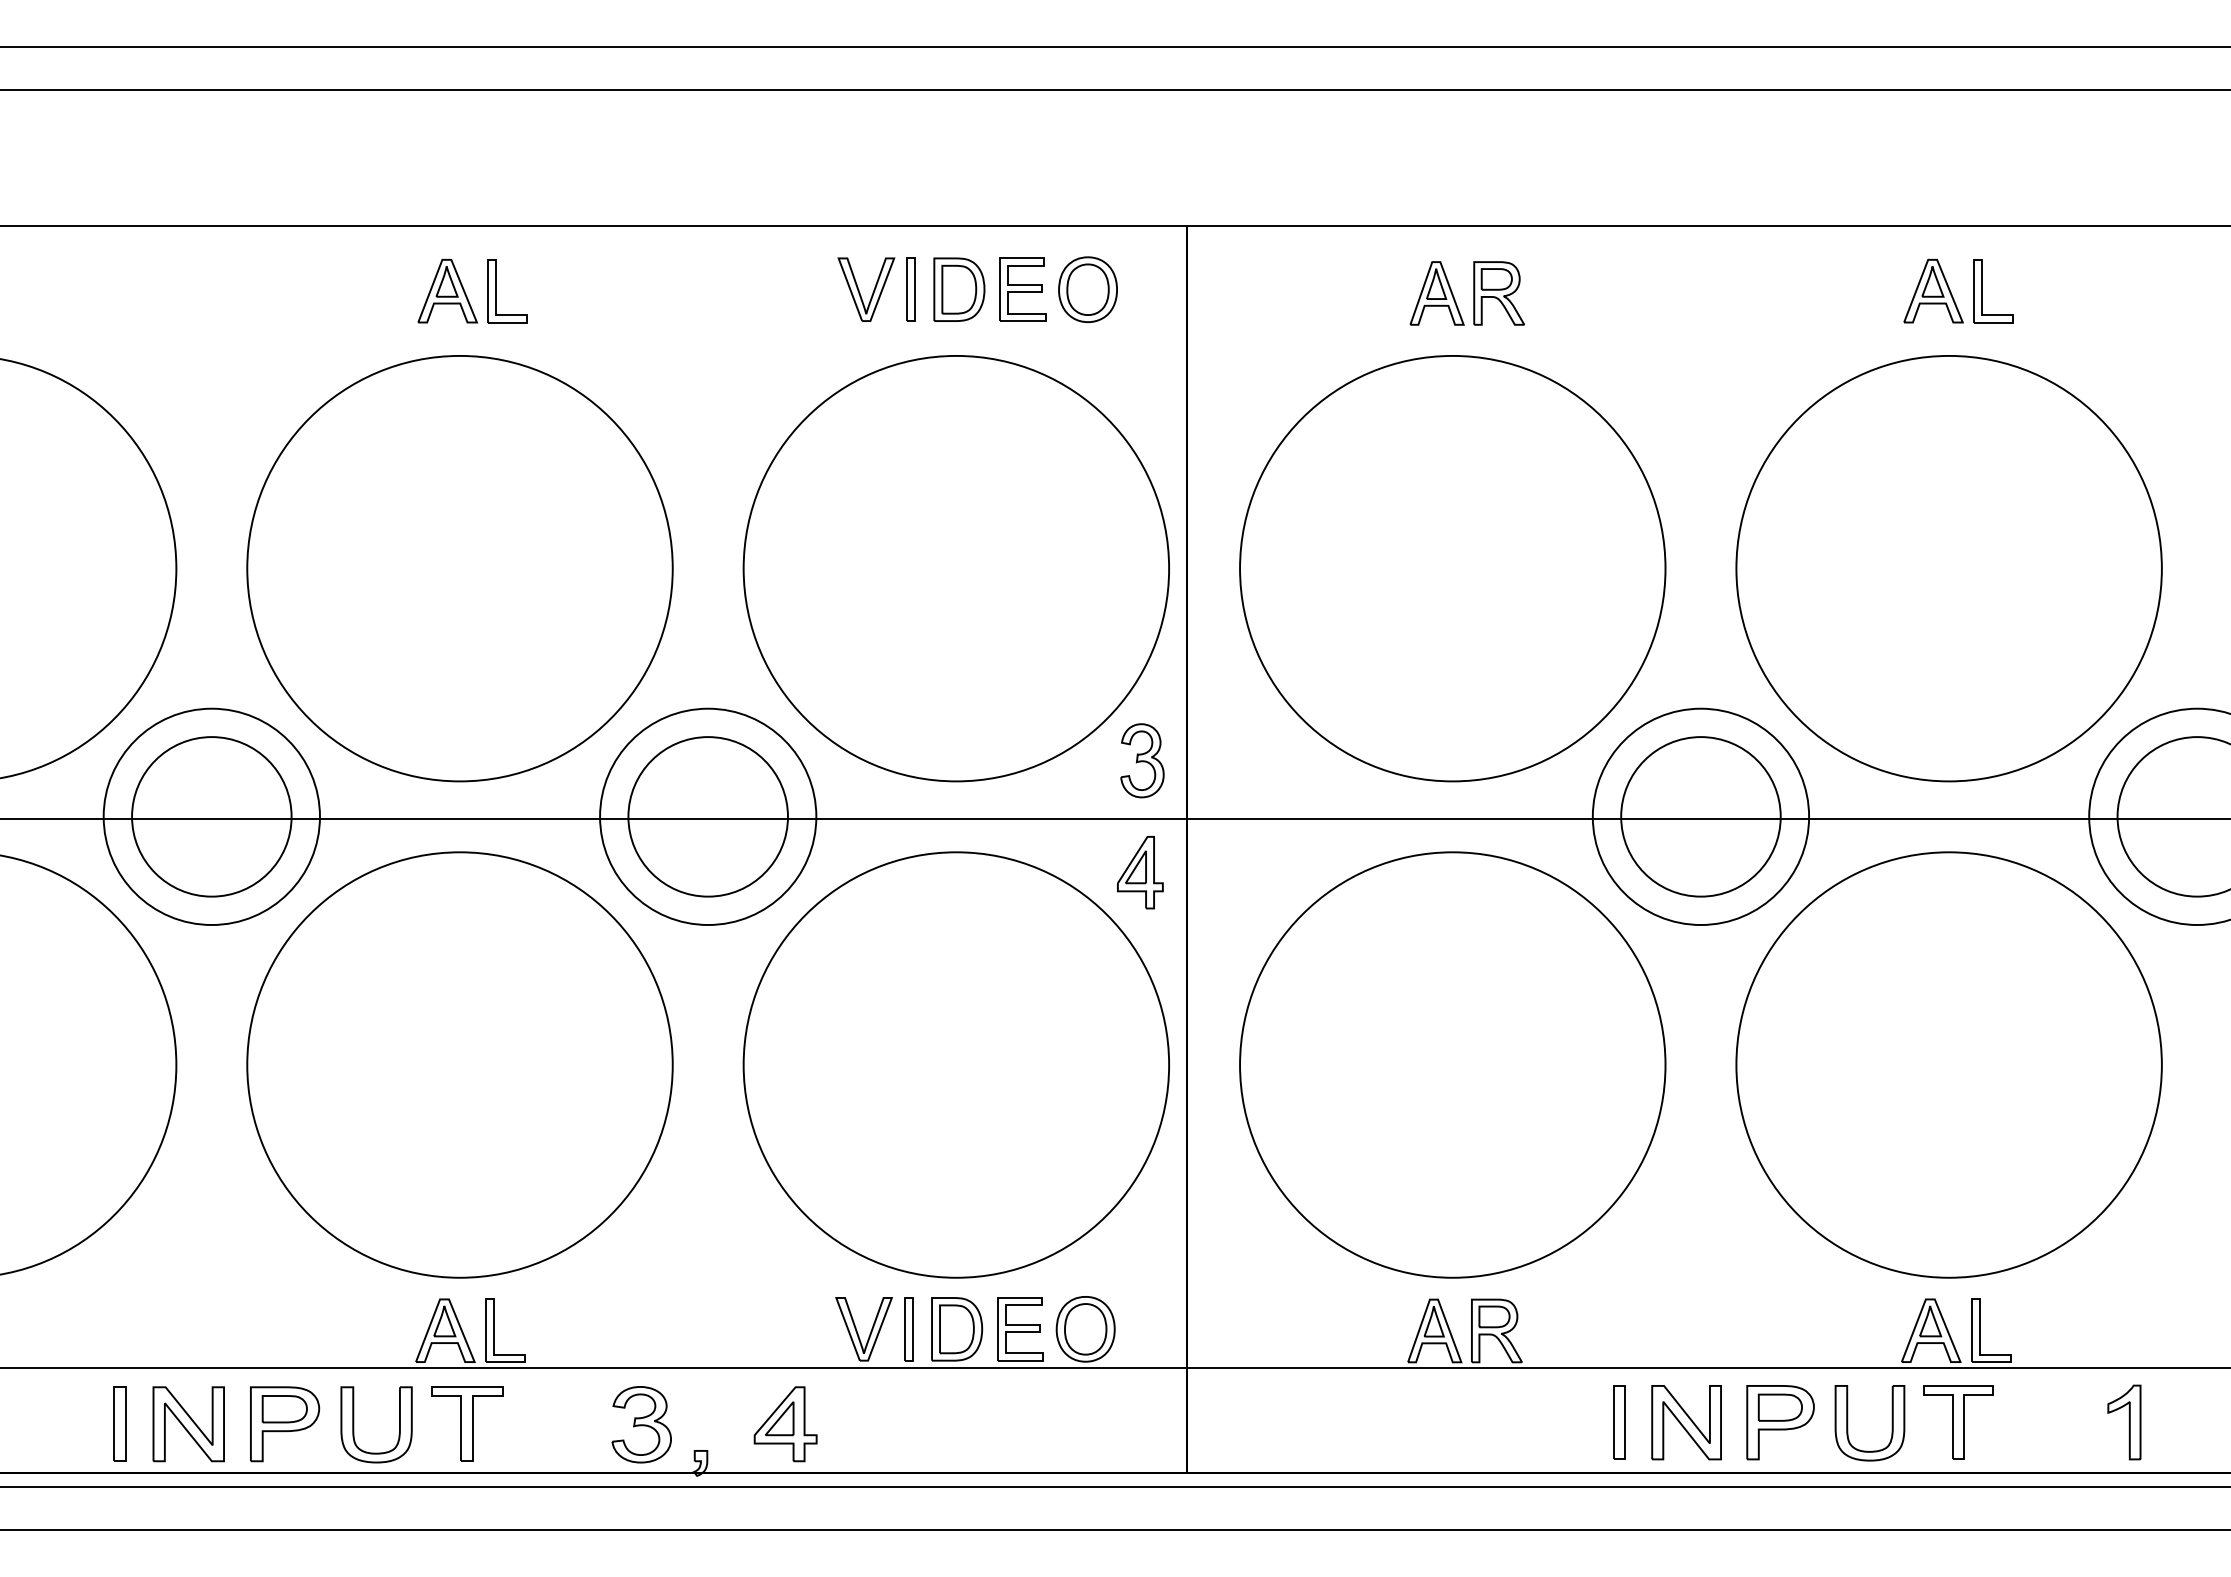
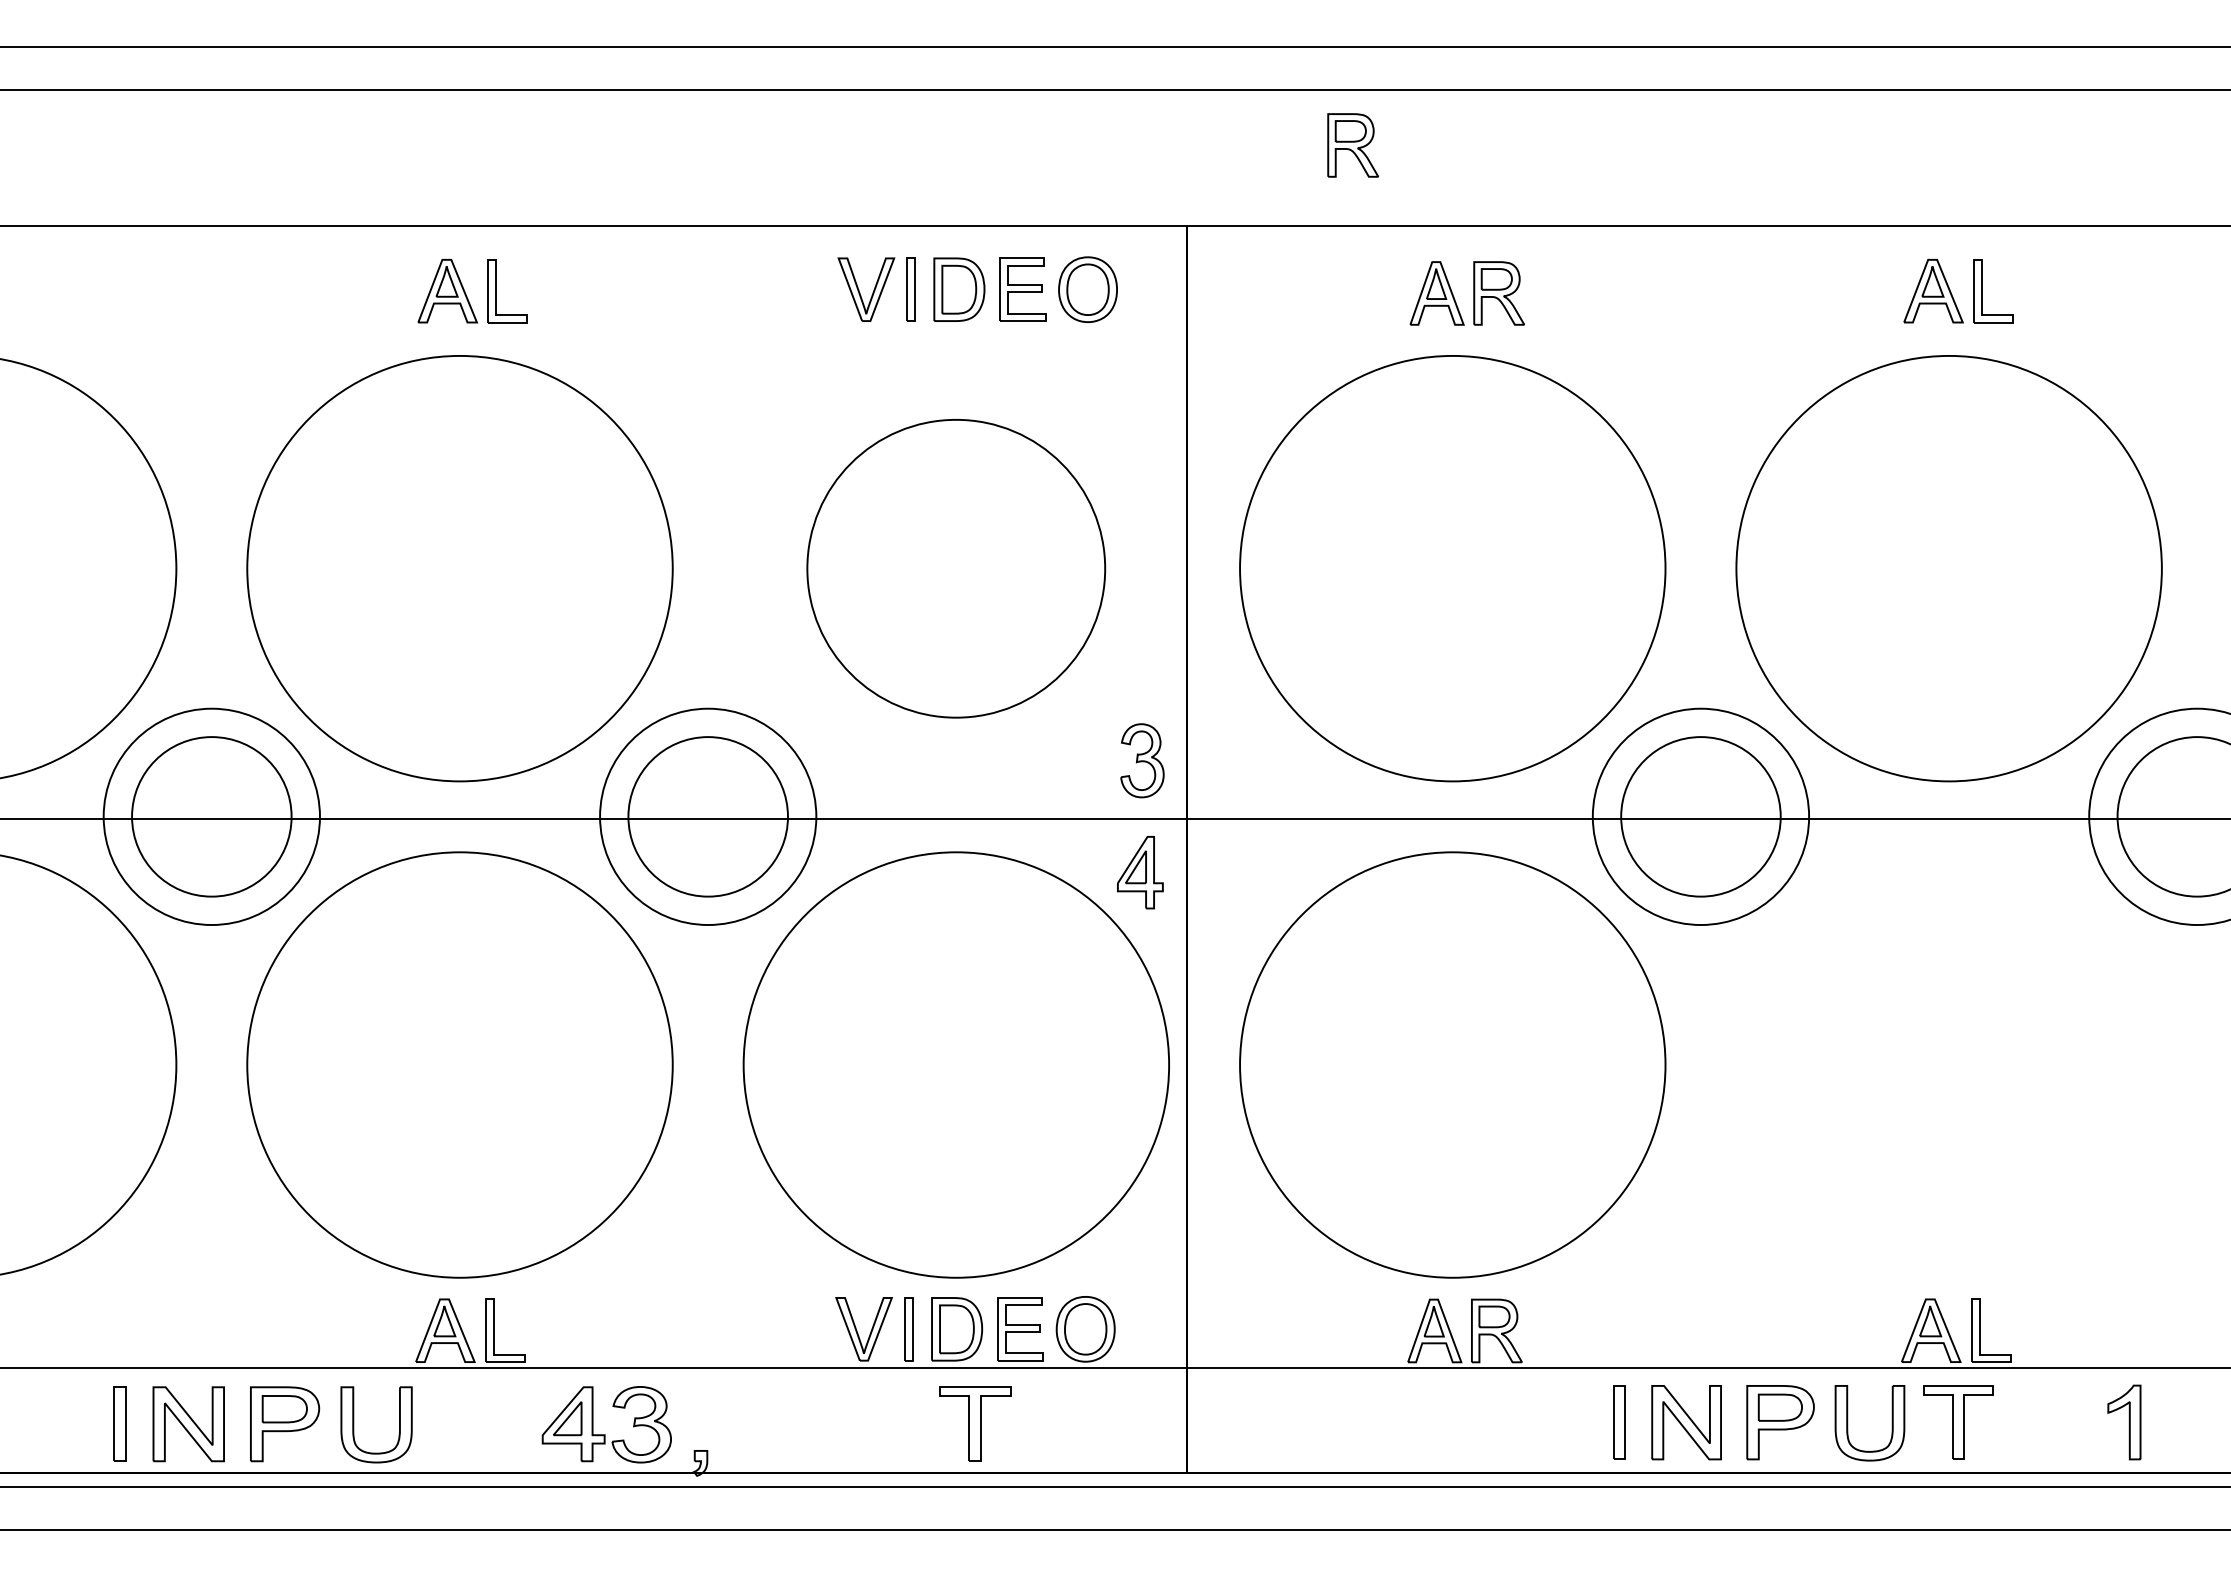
part: none -> present (1352, 145)
part size: 428x428 px -> 301x300 px (956, 568)
part: present -> none (1948, 1064)
part position: (467, 1423) -> (975, 1423) (975, 1423)
part position: (785, 1424) -> (573, 1424) (573, 1424)
